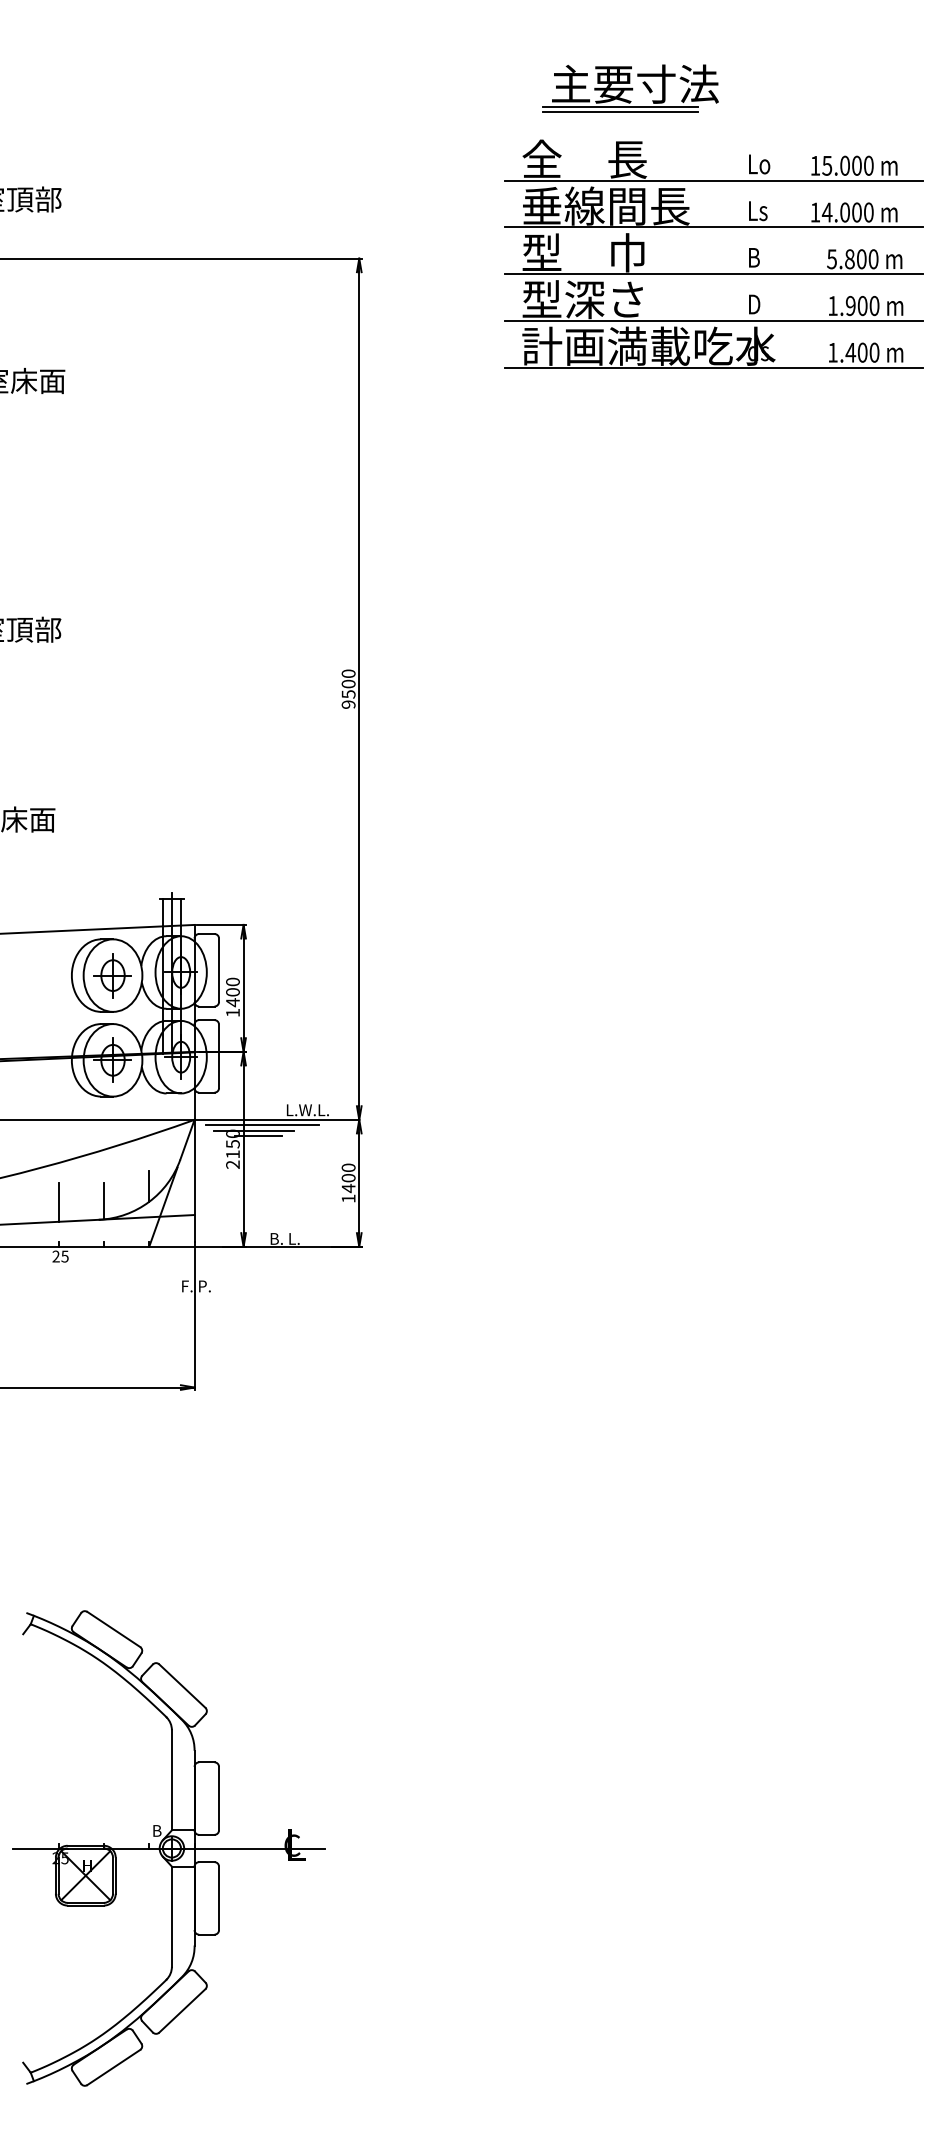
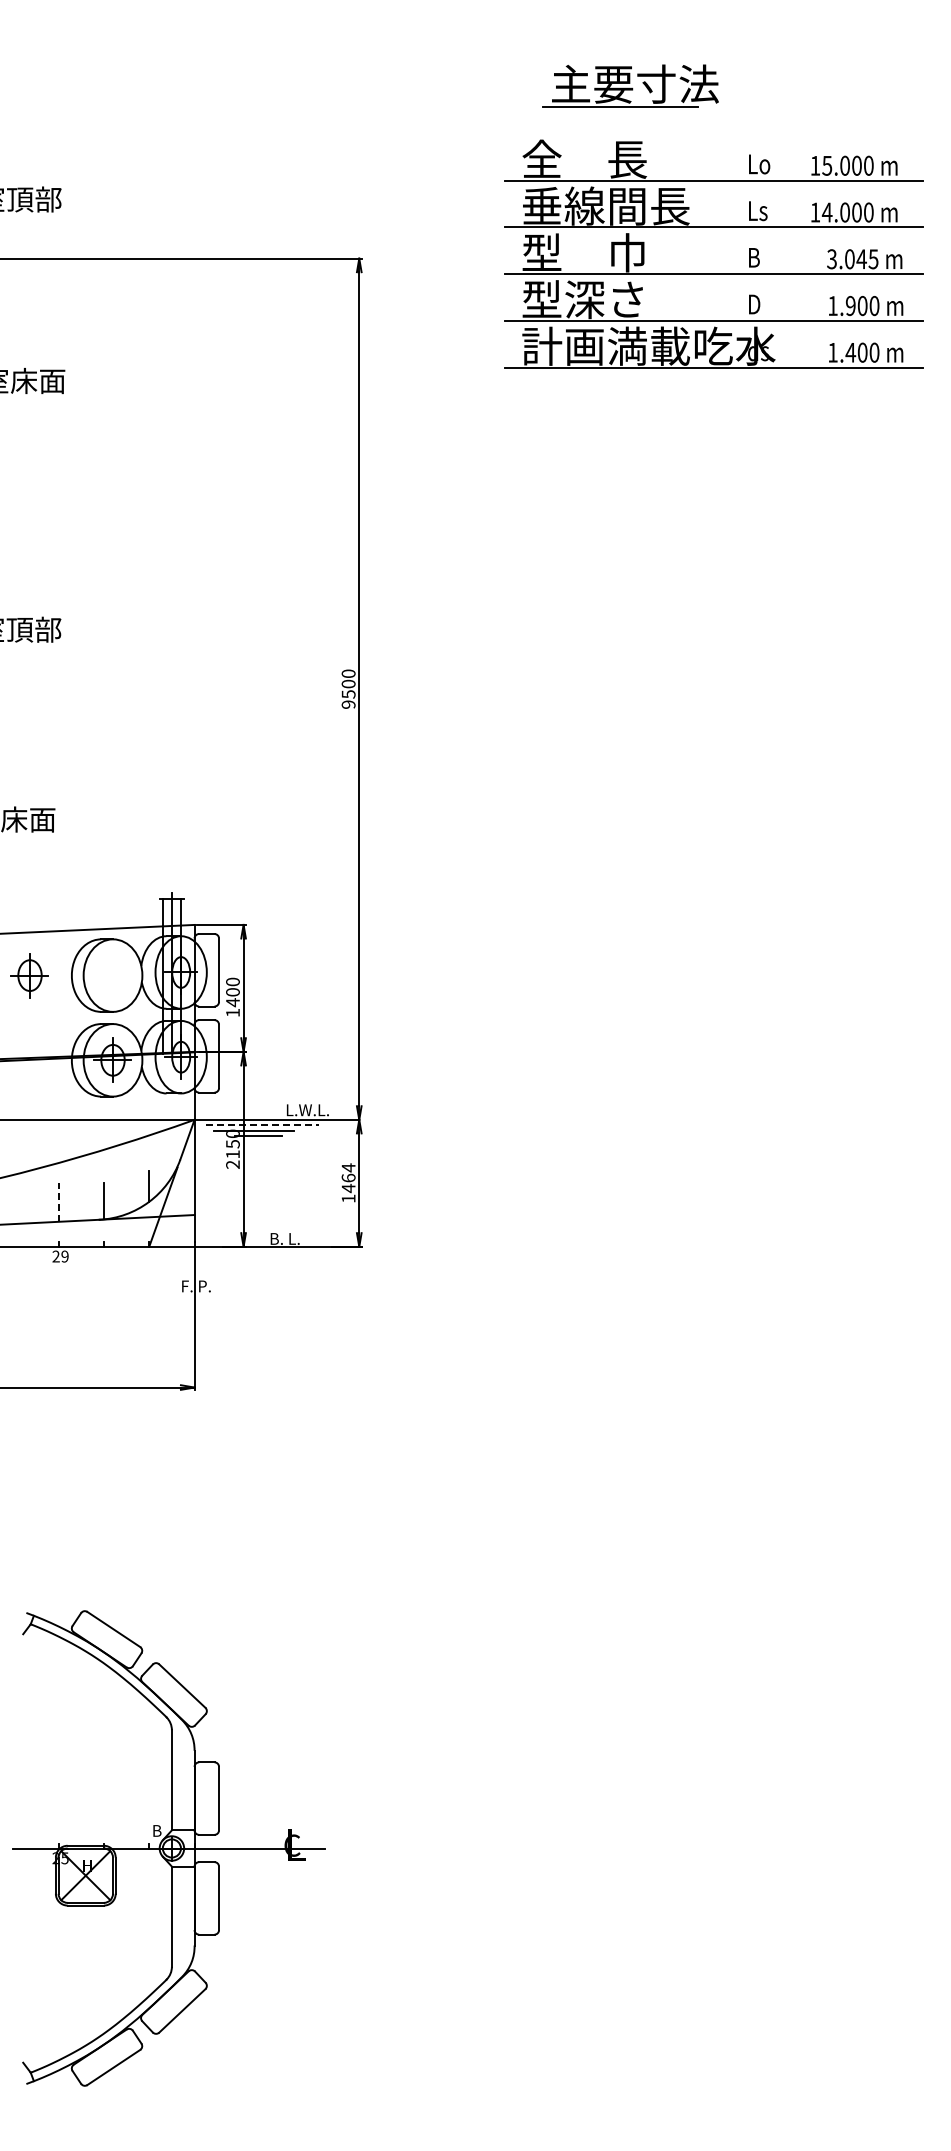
line: present -> none (620, 112)
text: 5.800 -> 3.045 (852, 259)
part position: (112, 975) -> (29, 975) (29, 975)
line: solid -> dashed (263, 1125)
text: 1400 -> 1464 (348, 1172)
line: solid -> dashed (58, 1202)
text: 25 -> 29 (64, 1256)
